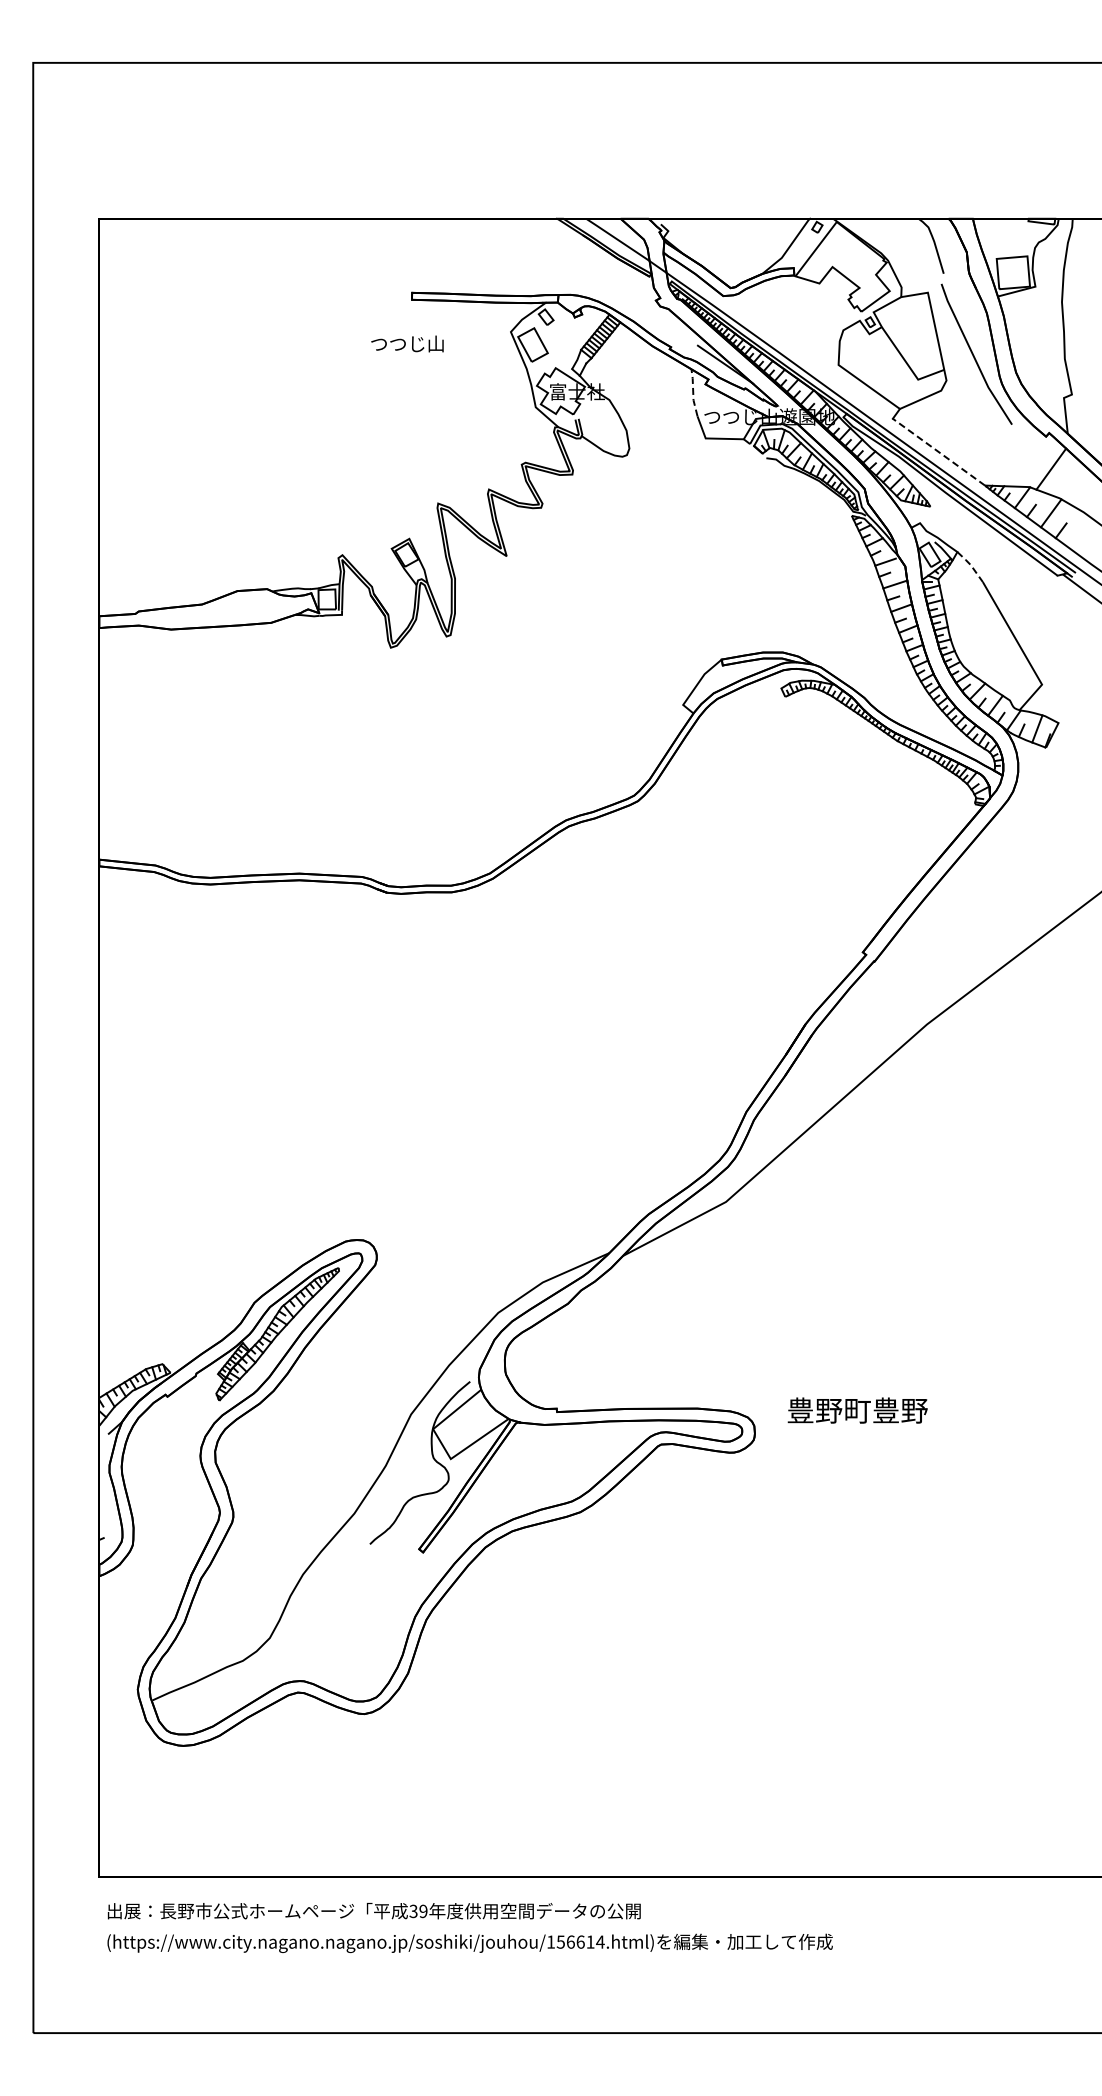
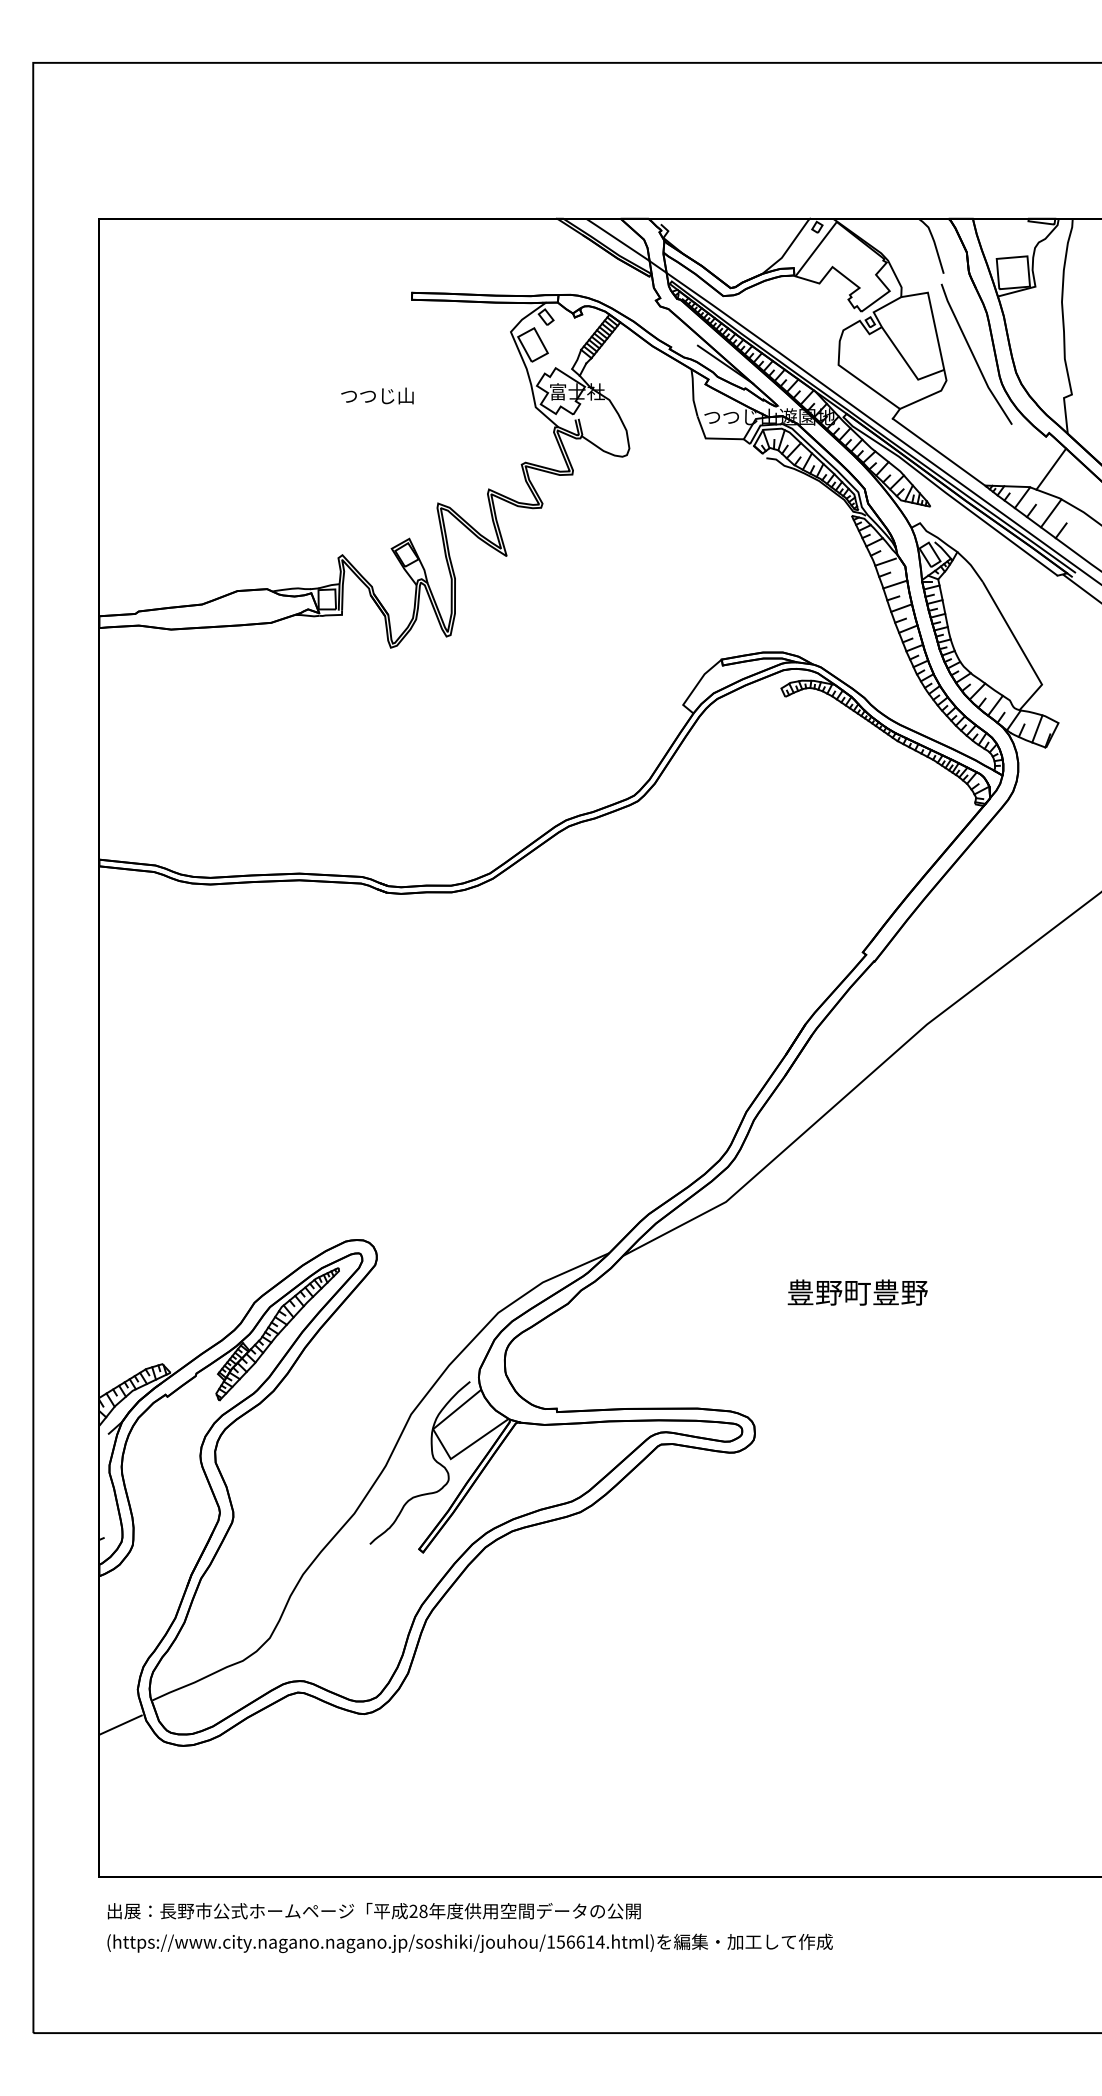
text position: (407, 343) -> (377, 395) (377, 395)
line: dashed -> solid (693, 392)
line: dashed -> solid (938, 452)
line: dashed -> solid (970, 565)
text position: (857, 1410) -> (857, 1292) (857, 1292)
line: none -> present (120, 1724)
text: 39 -> 28 (418, 1911)
